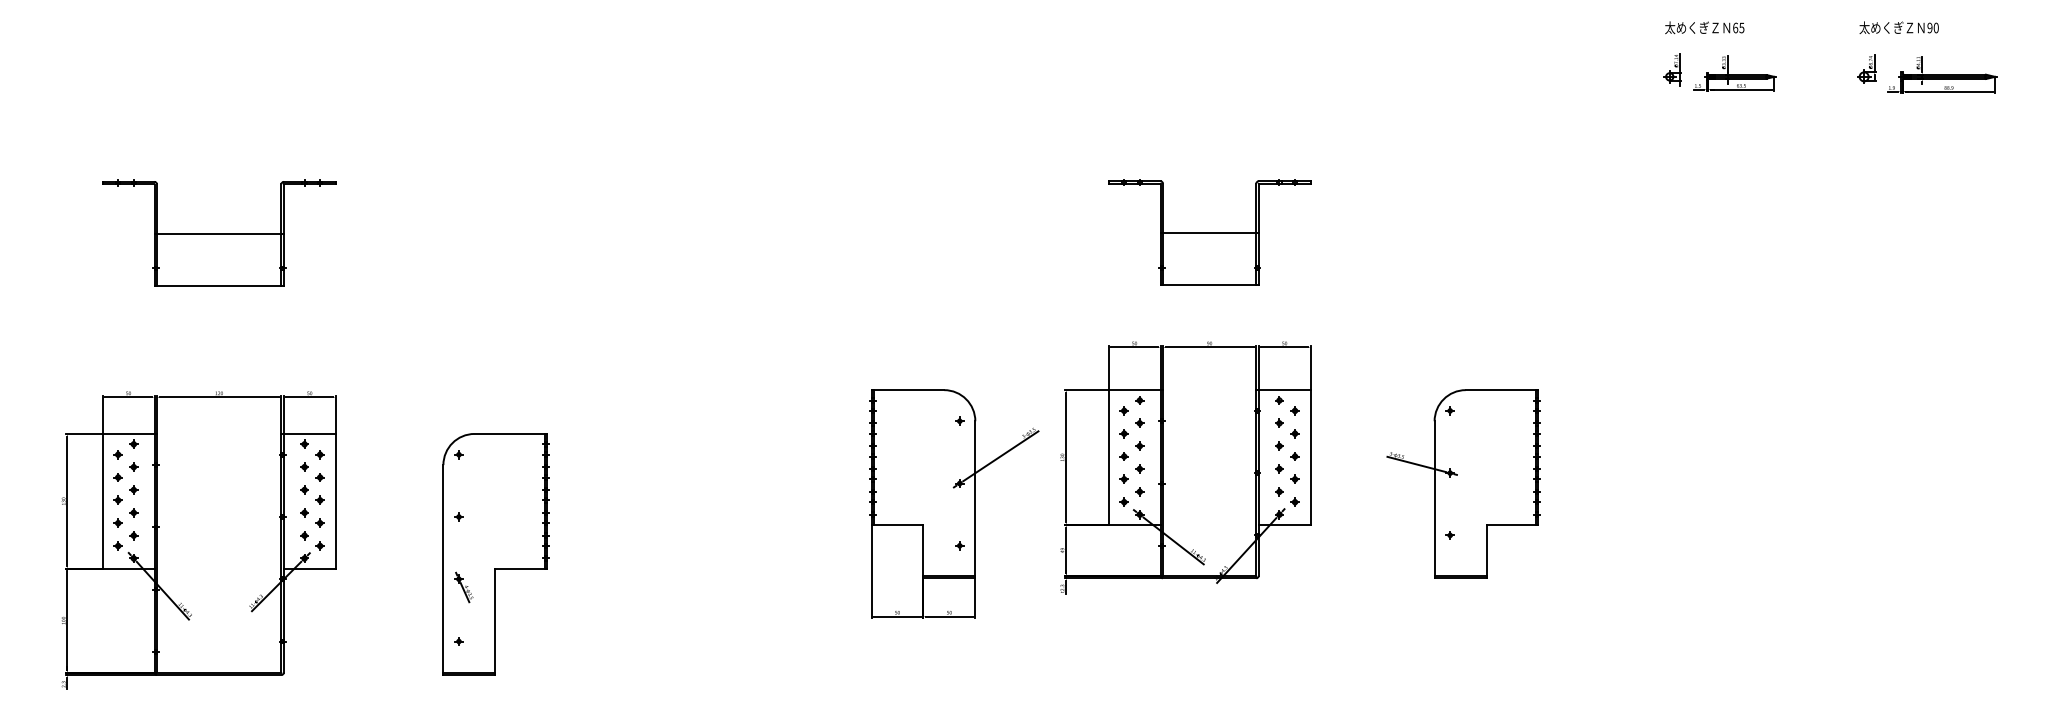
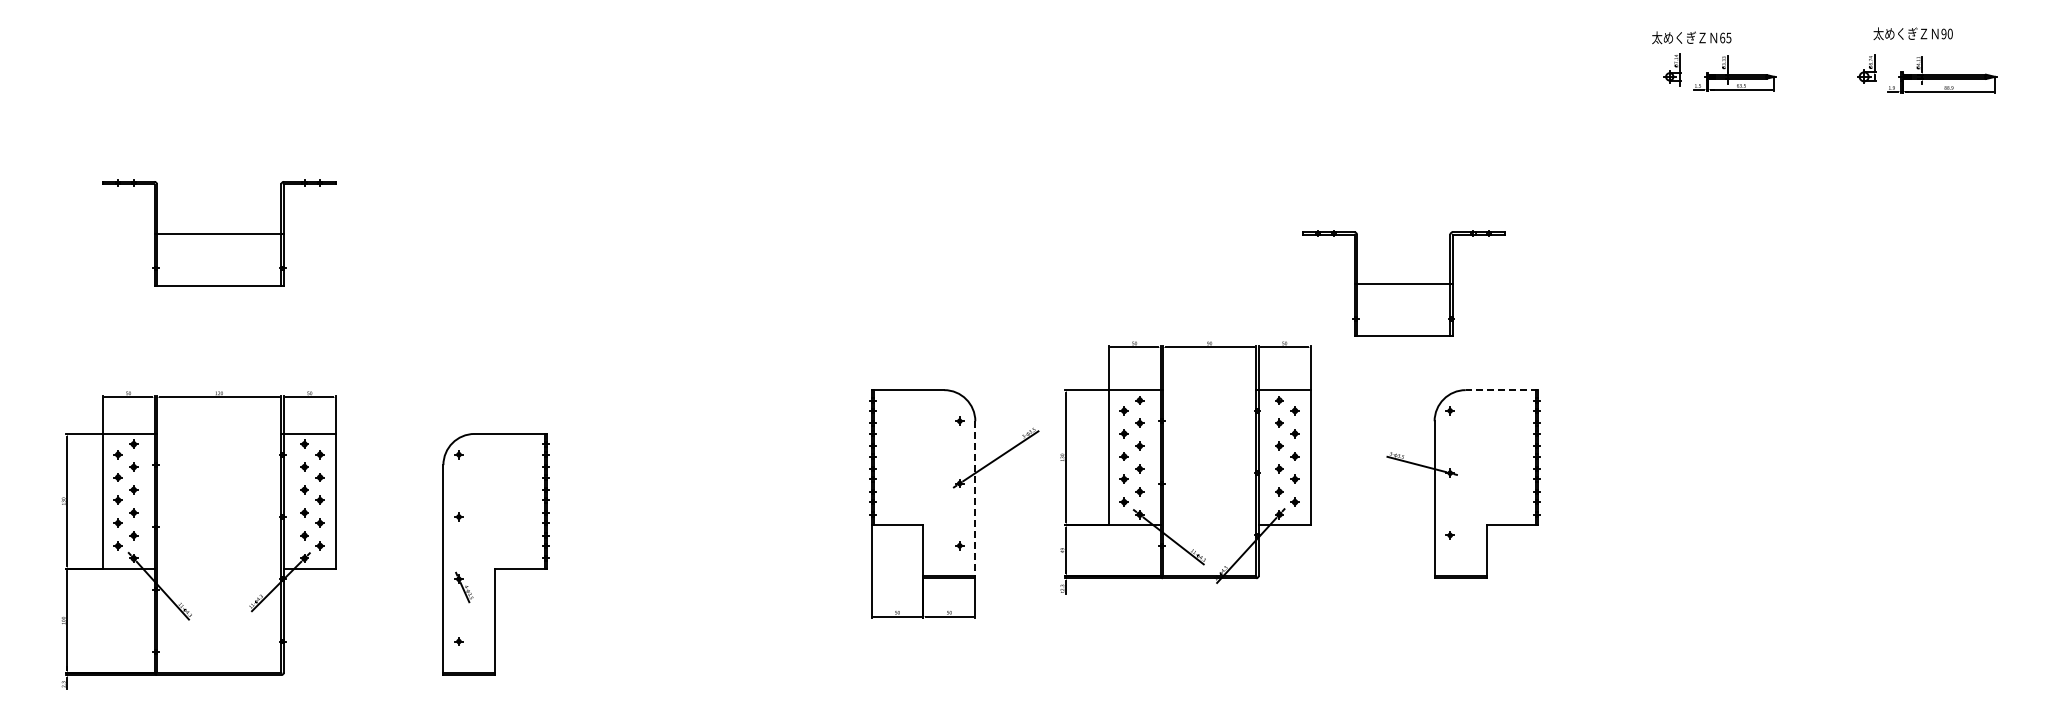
text position: (1704, 27) -> (1691, 37) (1691, 37)
text position: (1898, 27) -> (1912, 33) (1912, 33)
part position: (1209, 232) -> (1403, 283) (1403, 283)
line: solid -> dashed (1501, 390)
line: solid -> dashed (975, 499)
